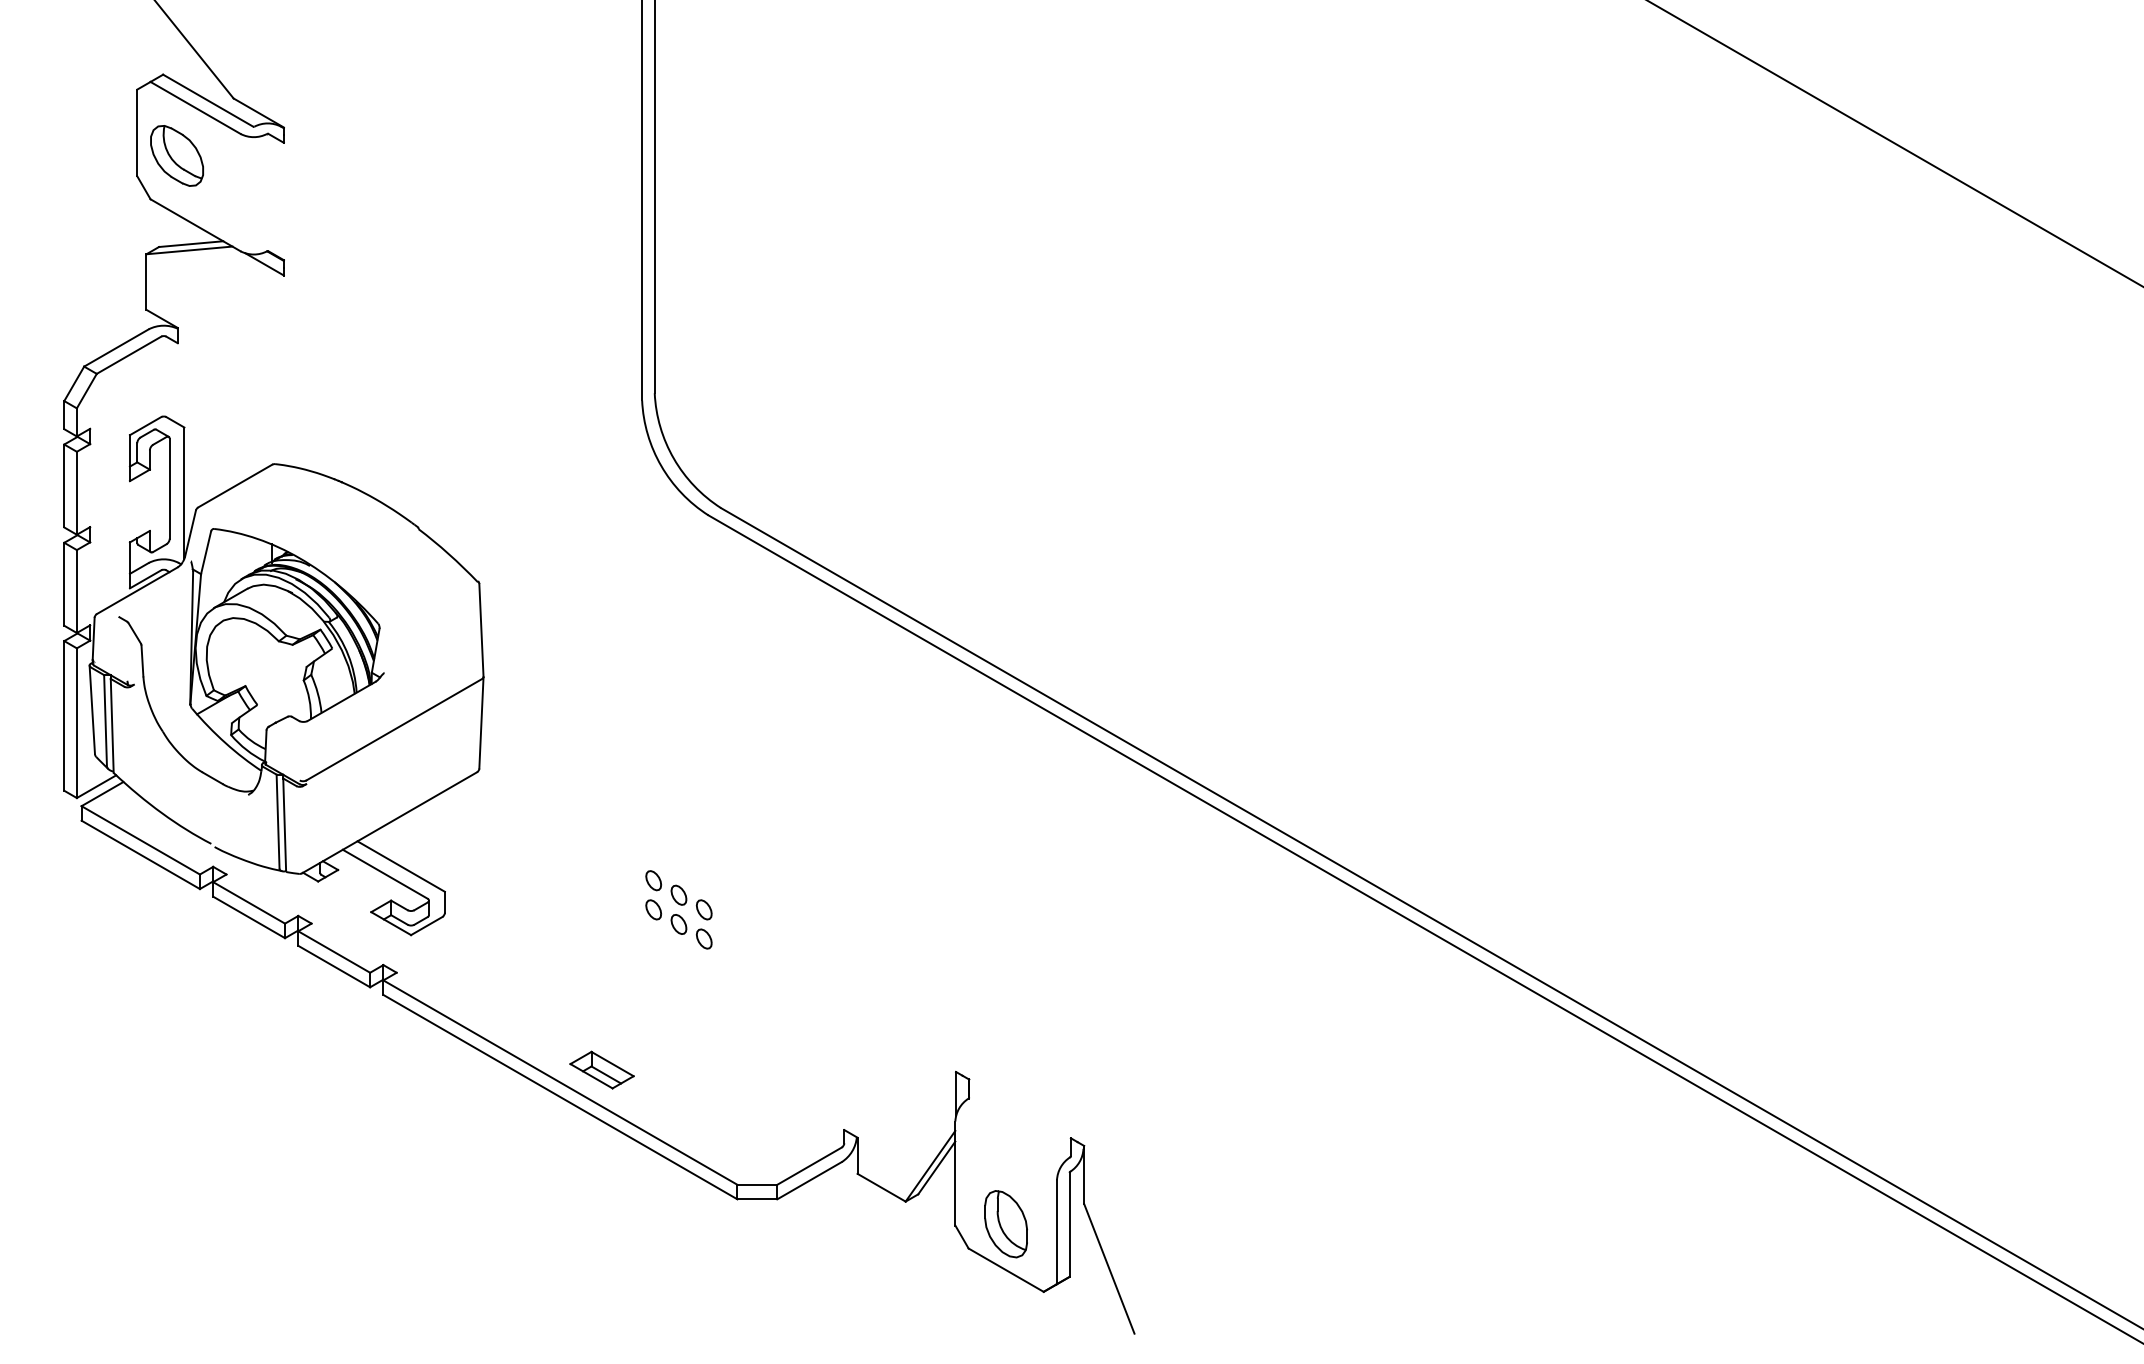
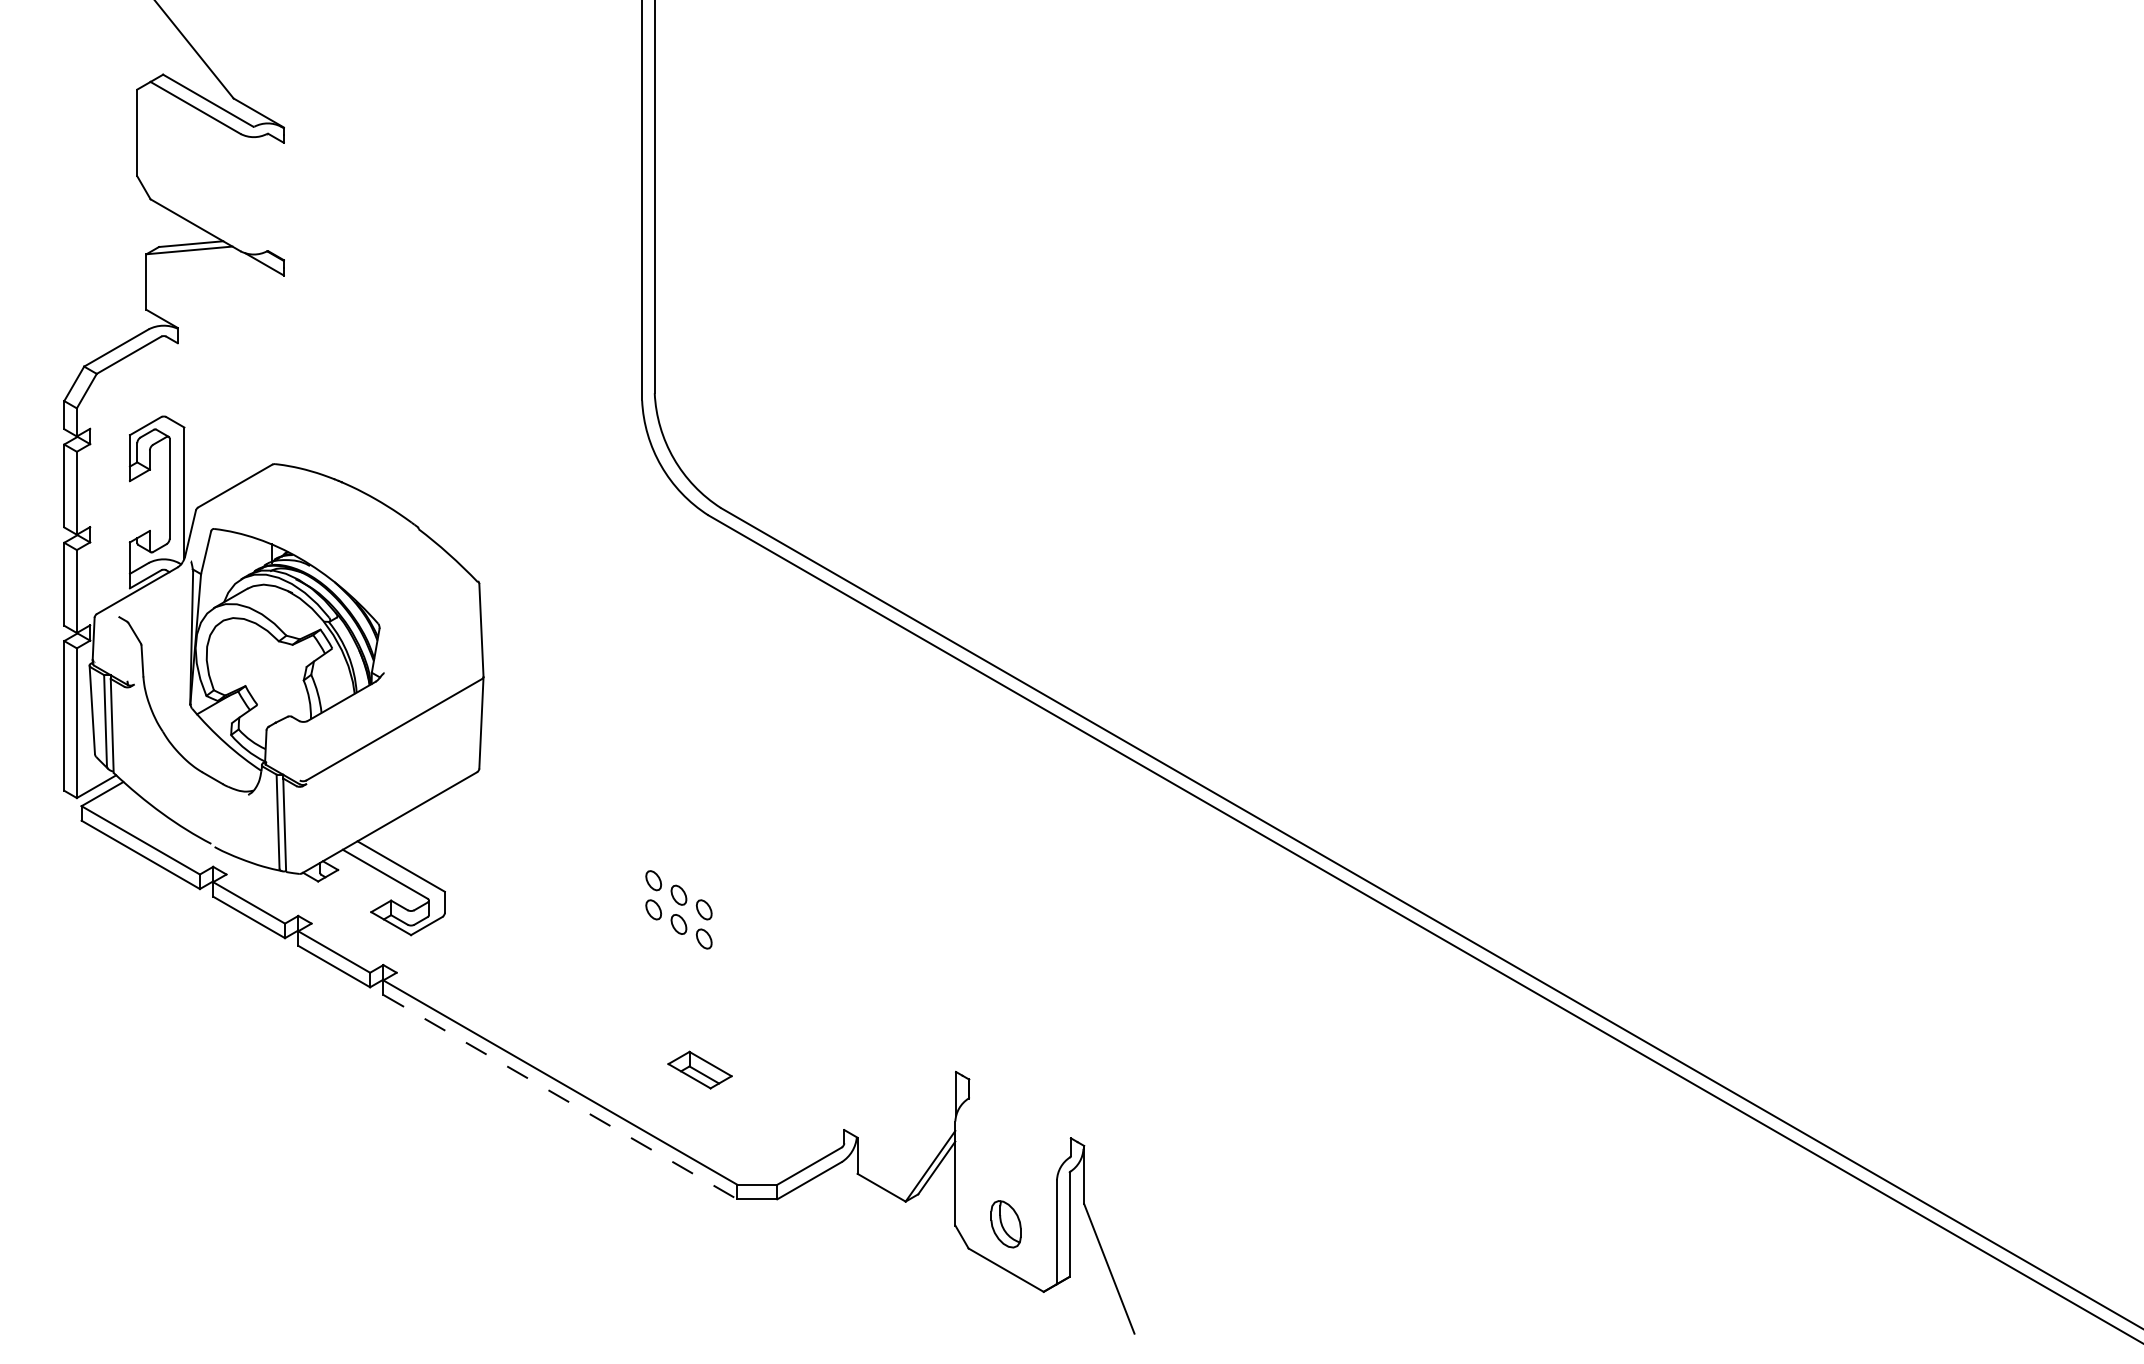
line: present -> none (1894, 143)
part: present -> none (176, 155)
part position: (601, 1069) -> (699, 1069) (699, 1069)
line: solid -> dashed (560, 1097)
part size: 44x69 px -> 32x49 px (1005, 1224)
